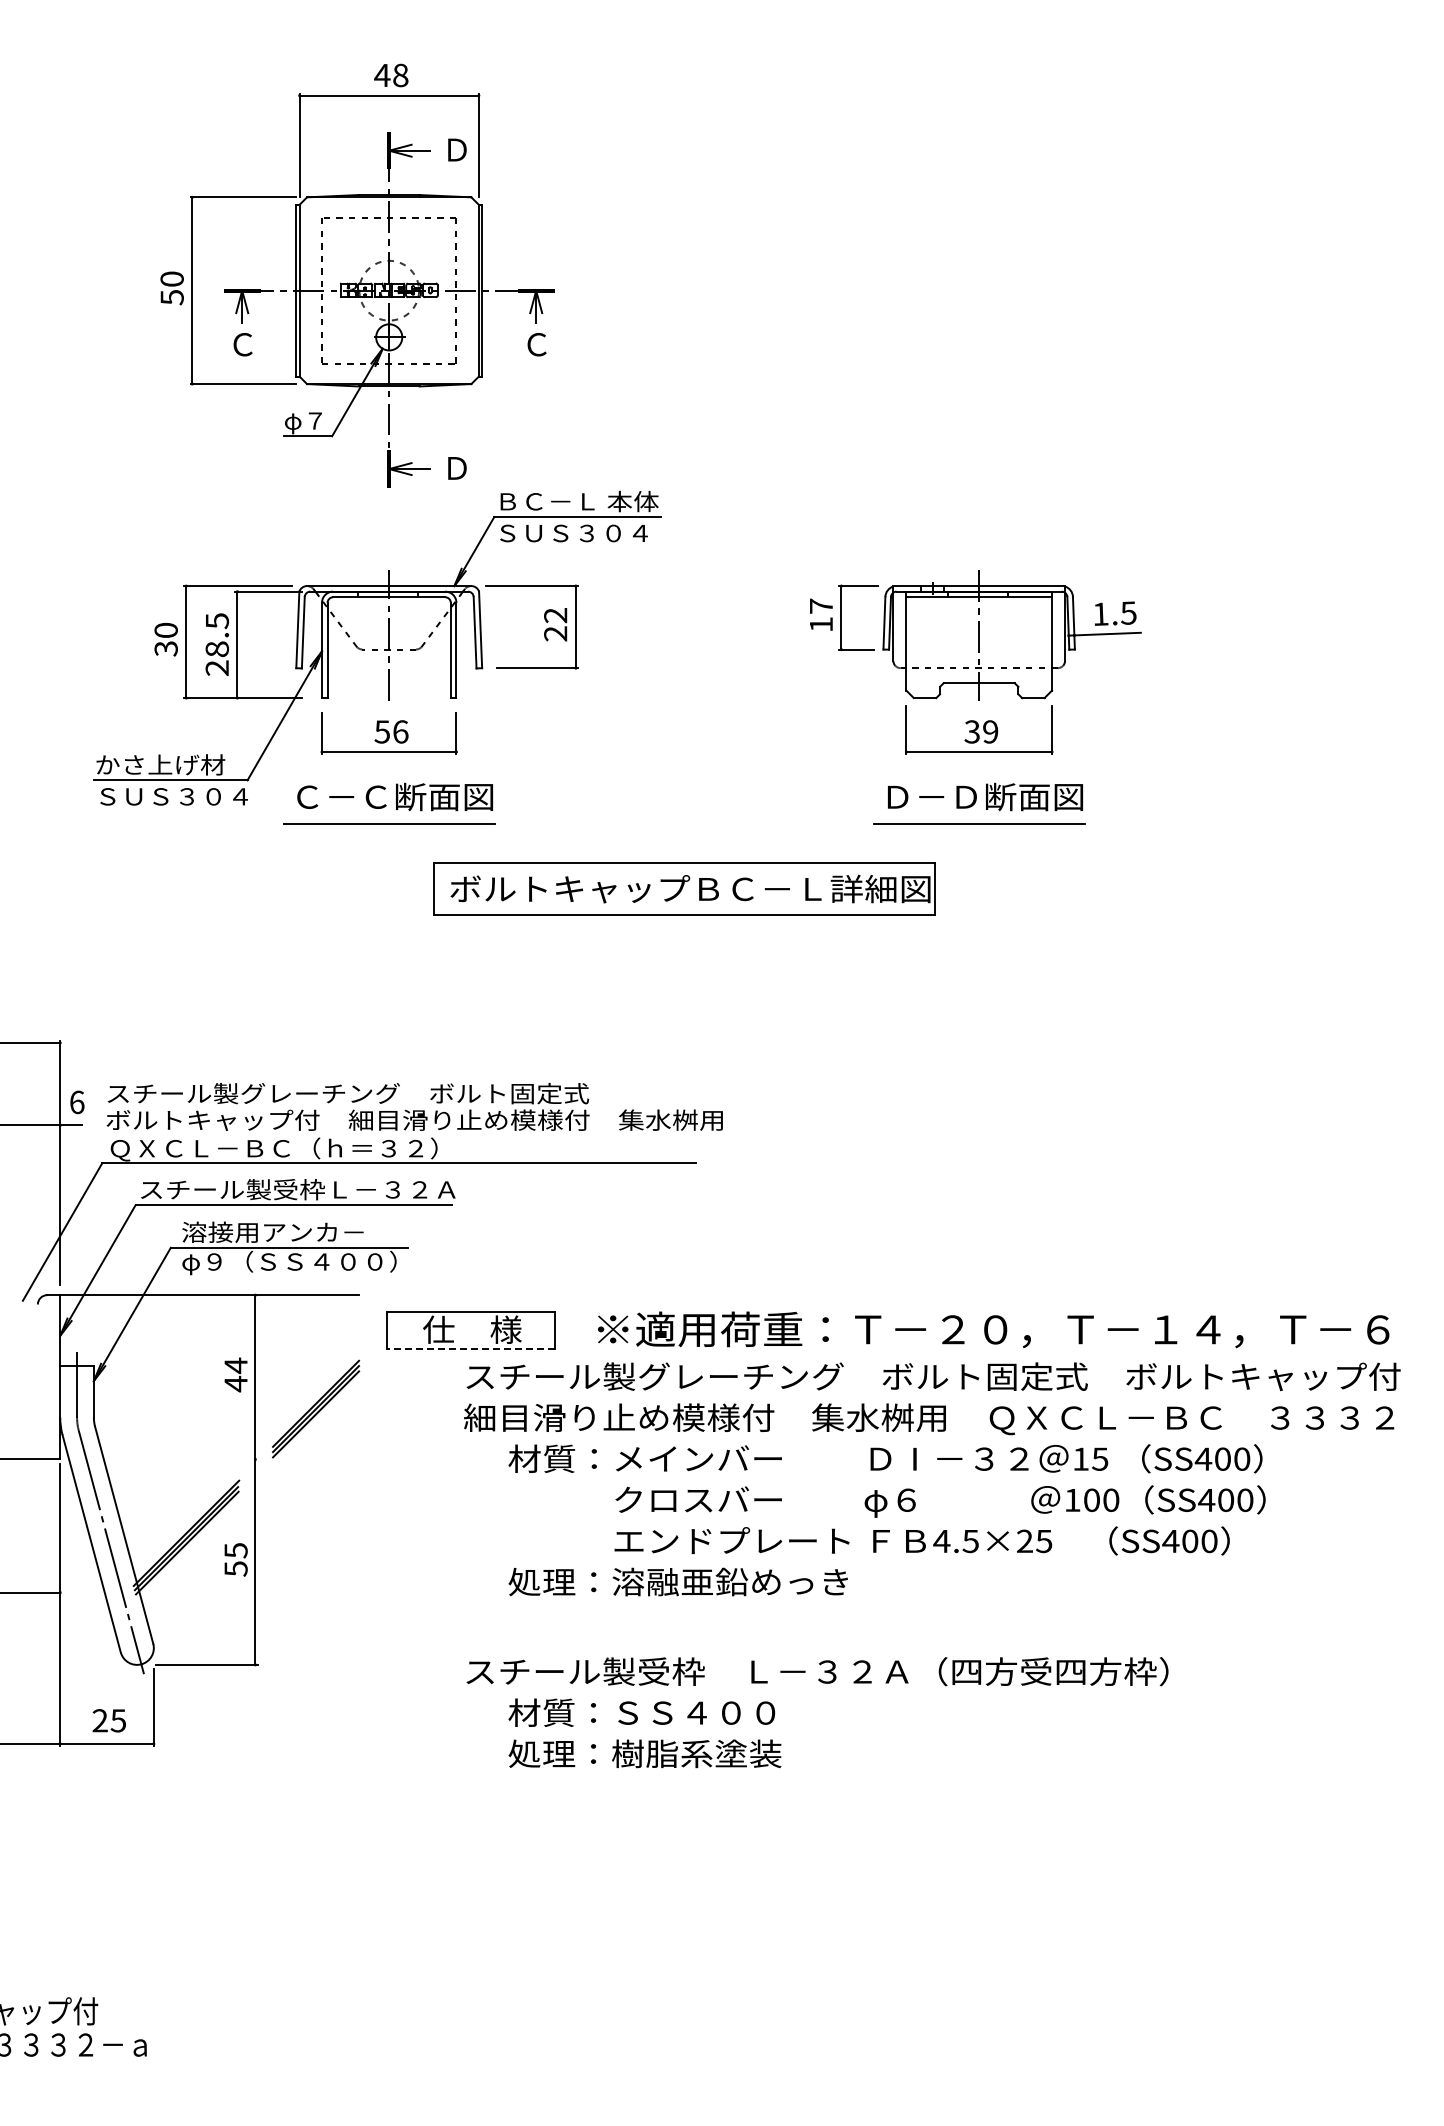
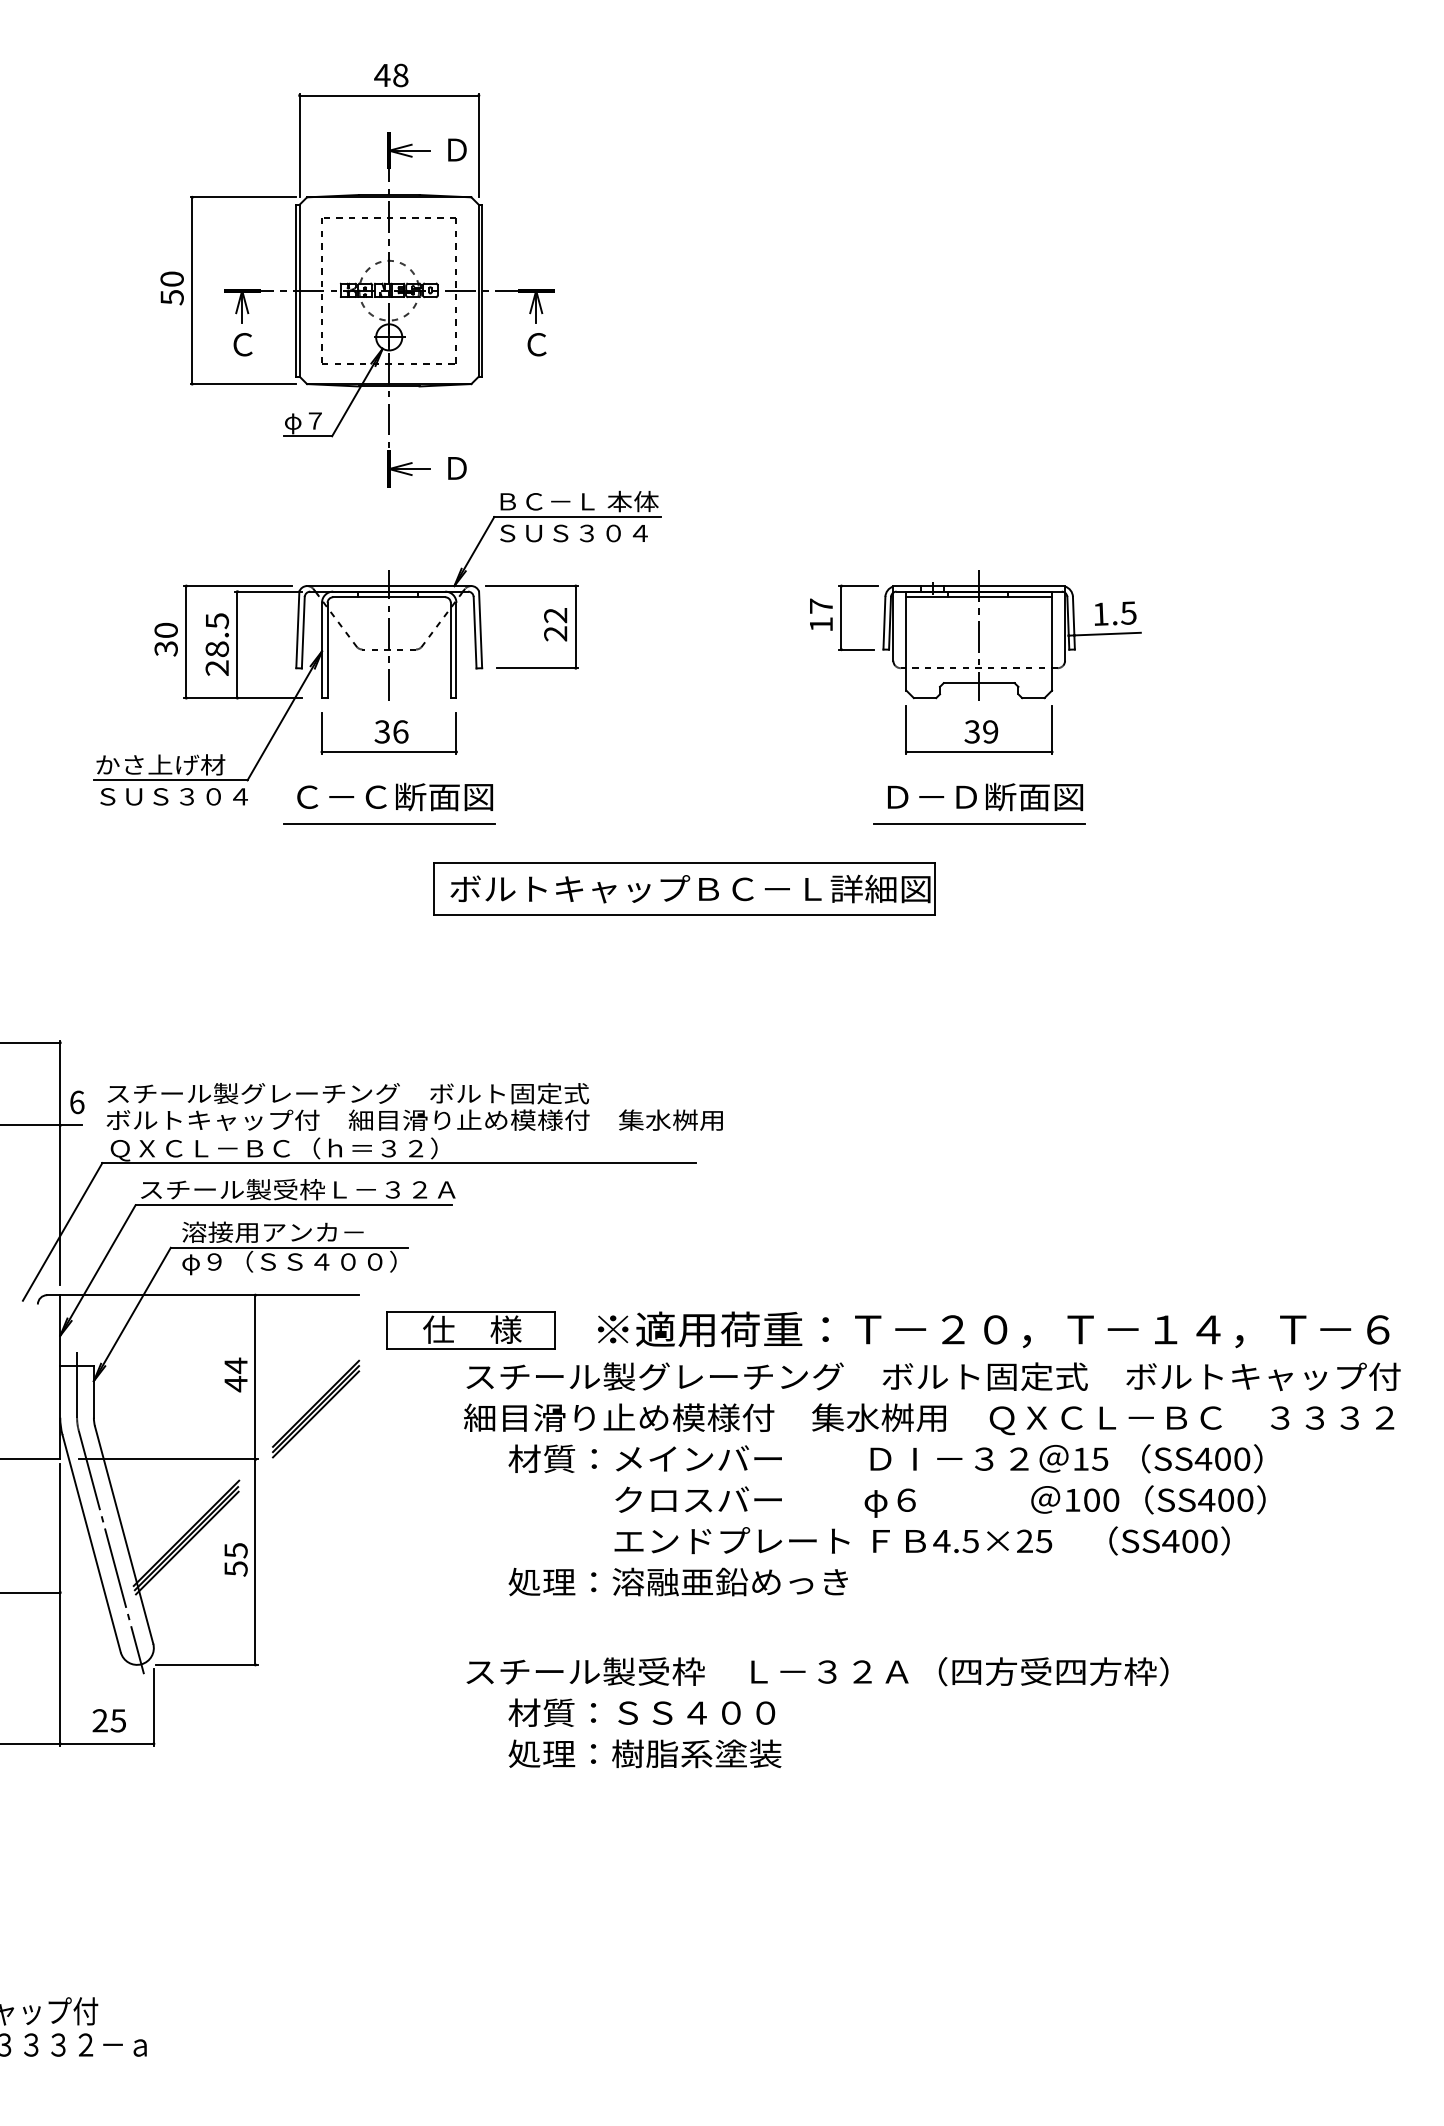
text: 56 -> 36 (382, 731)
line: dashed -> solid (470, 1349)
line: none -> present (167, 1459)
